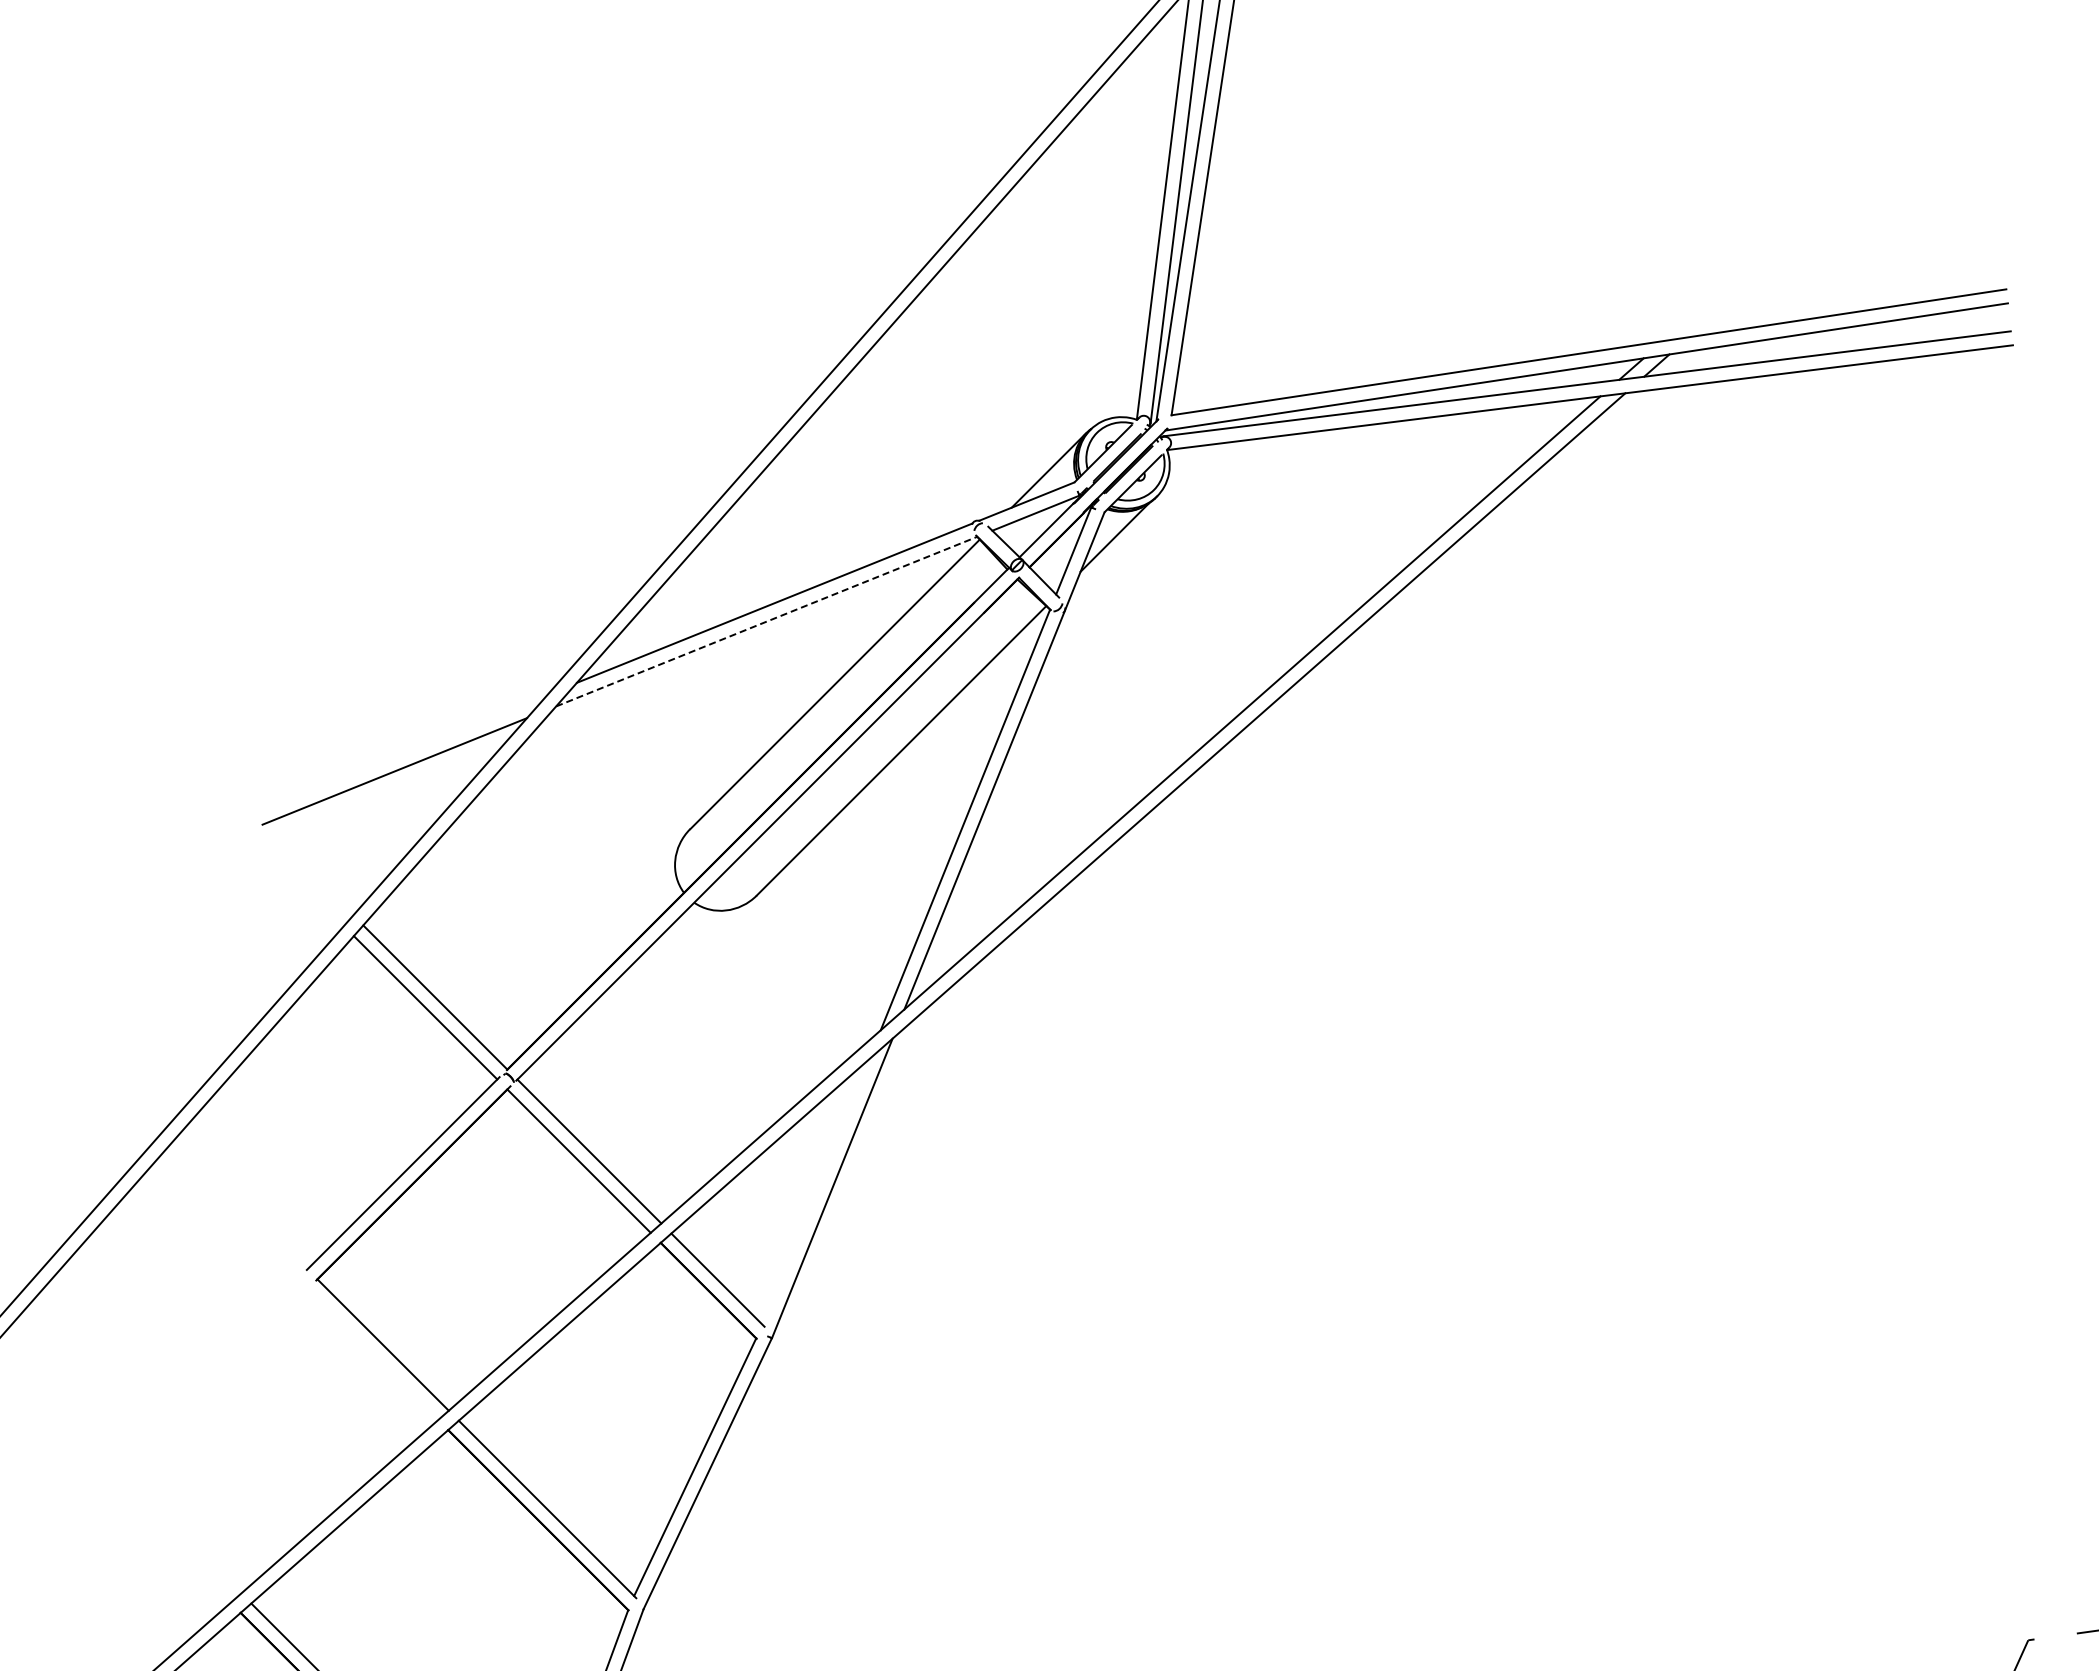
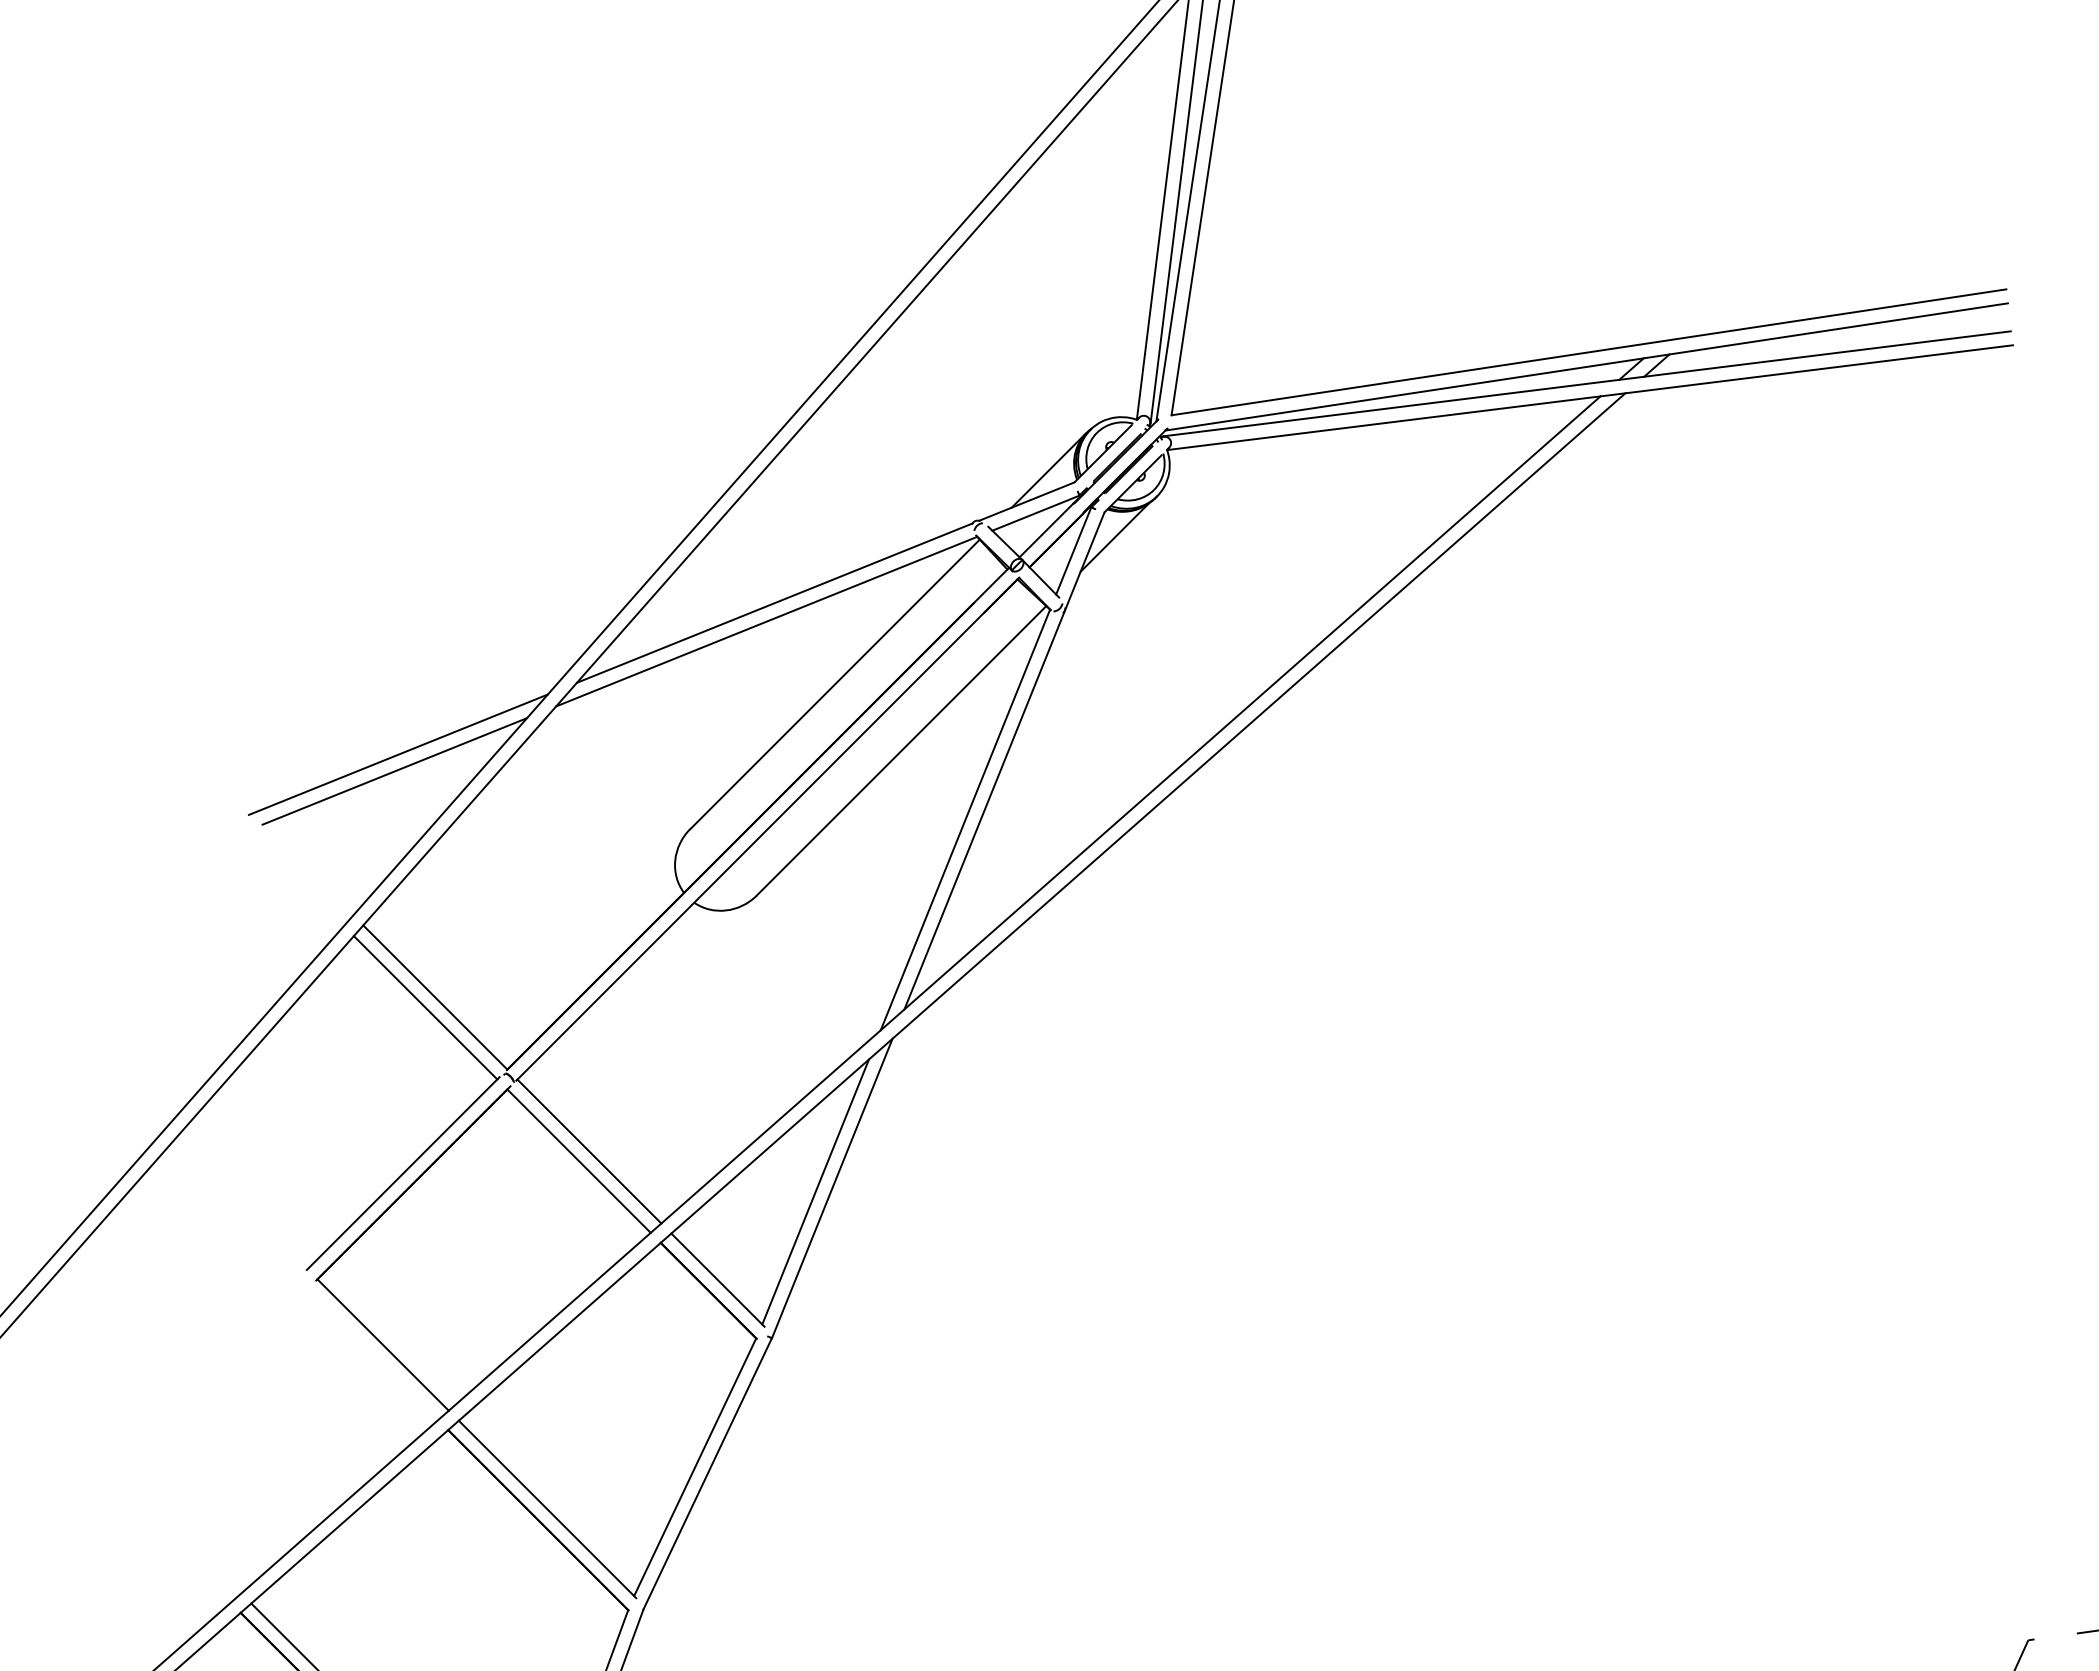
line: dashed -> solid (766, 621)
line: none -> present (397, 754)
line: none -> present (815, 1191)
